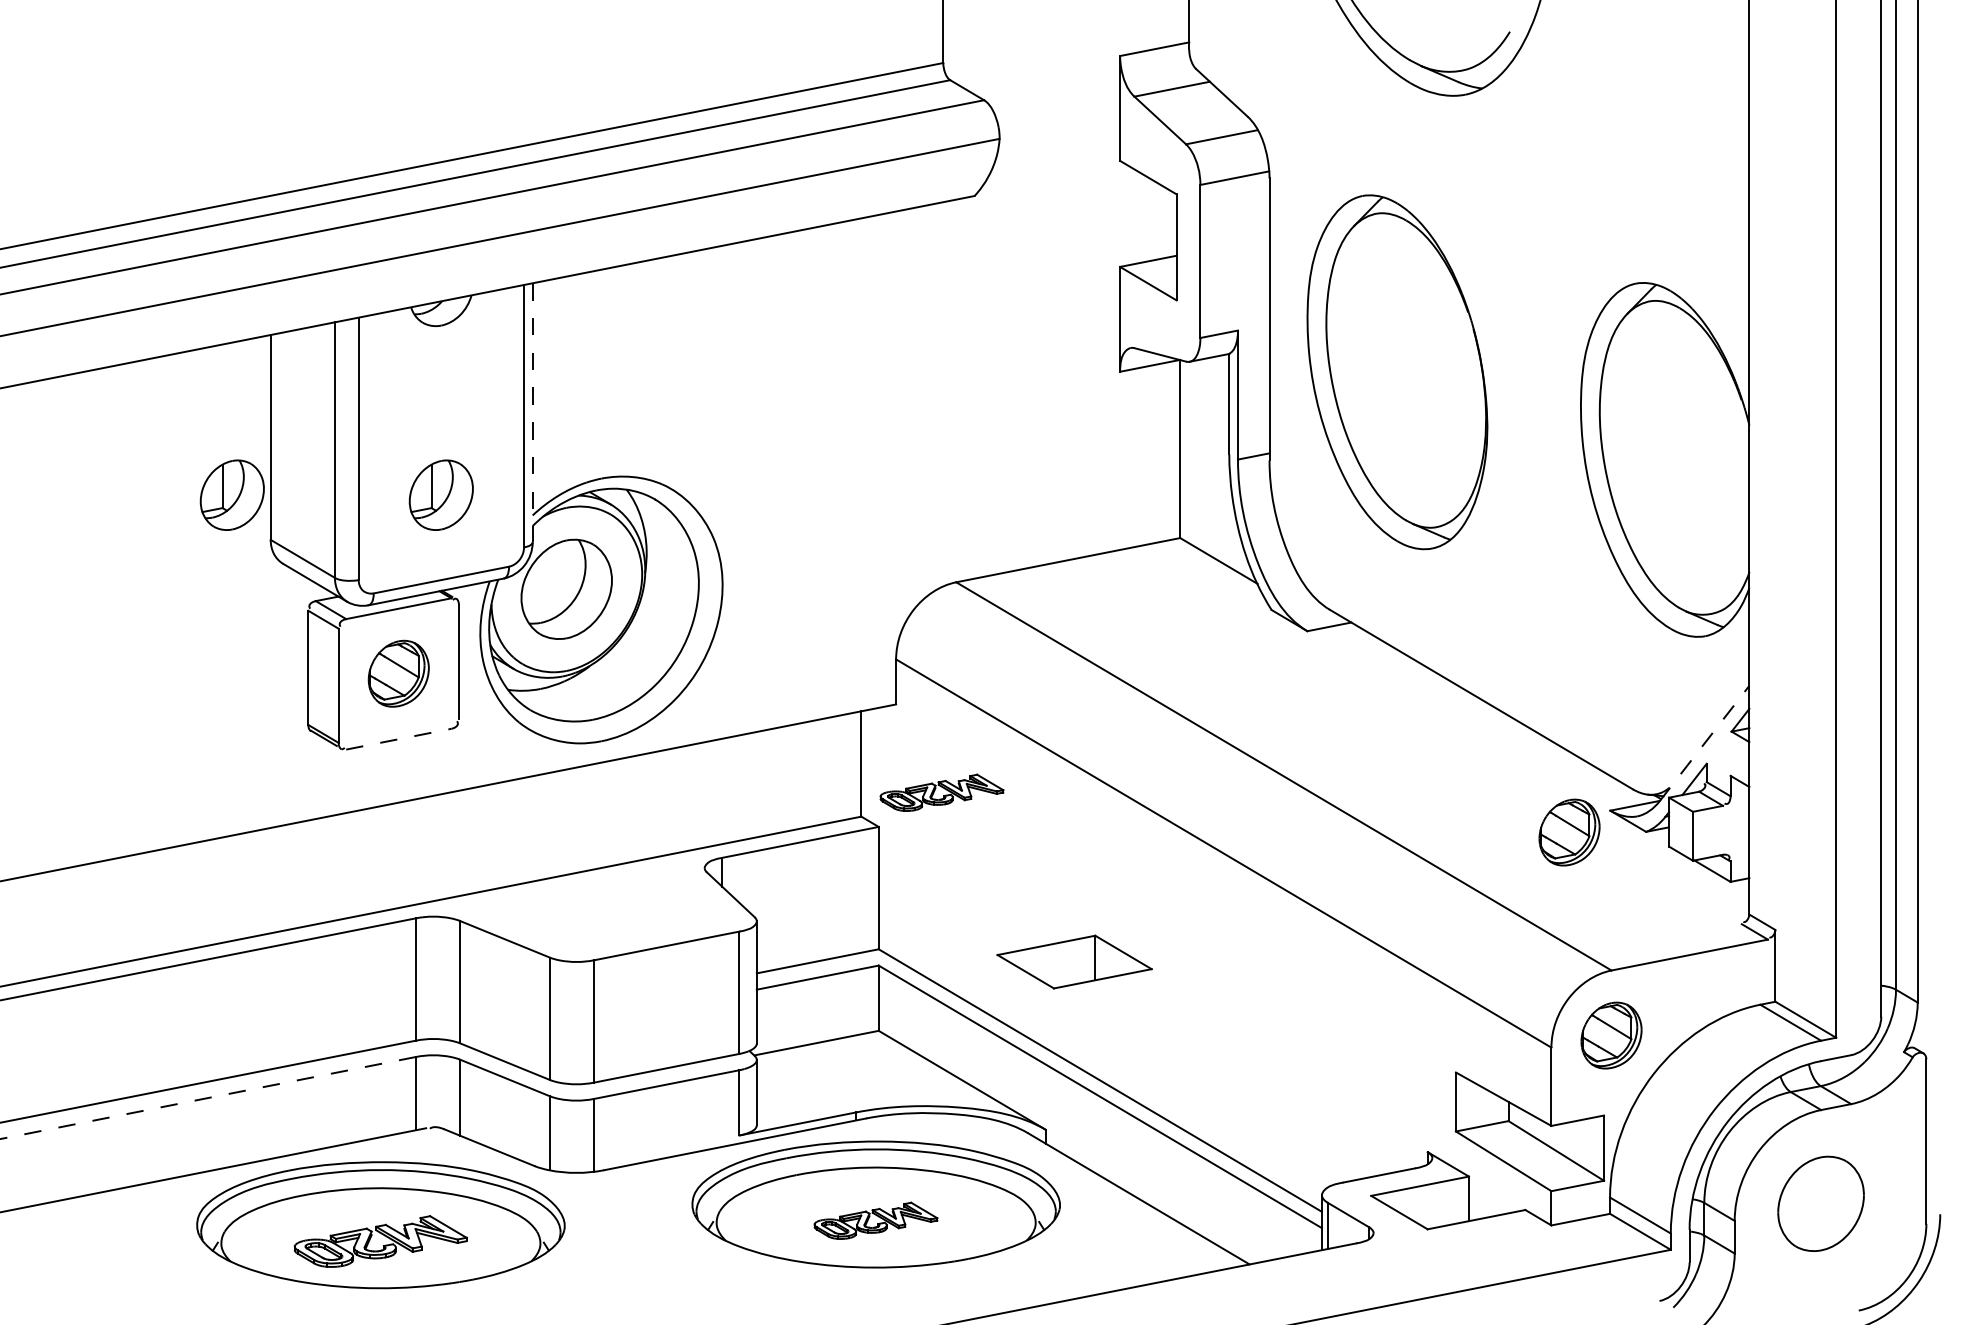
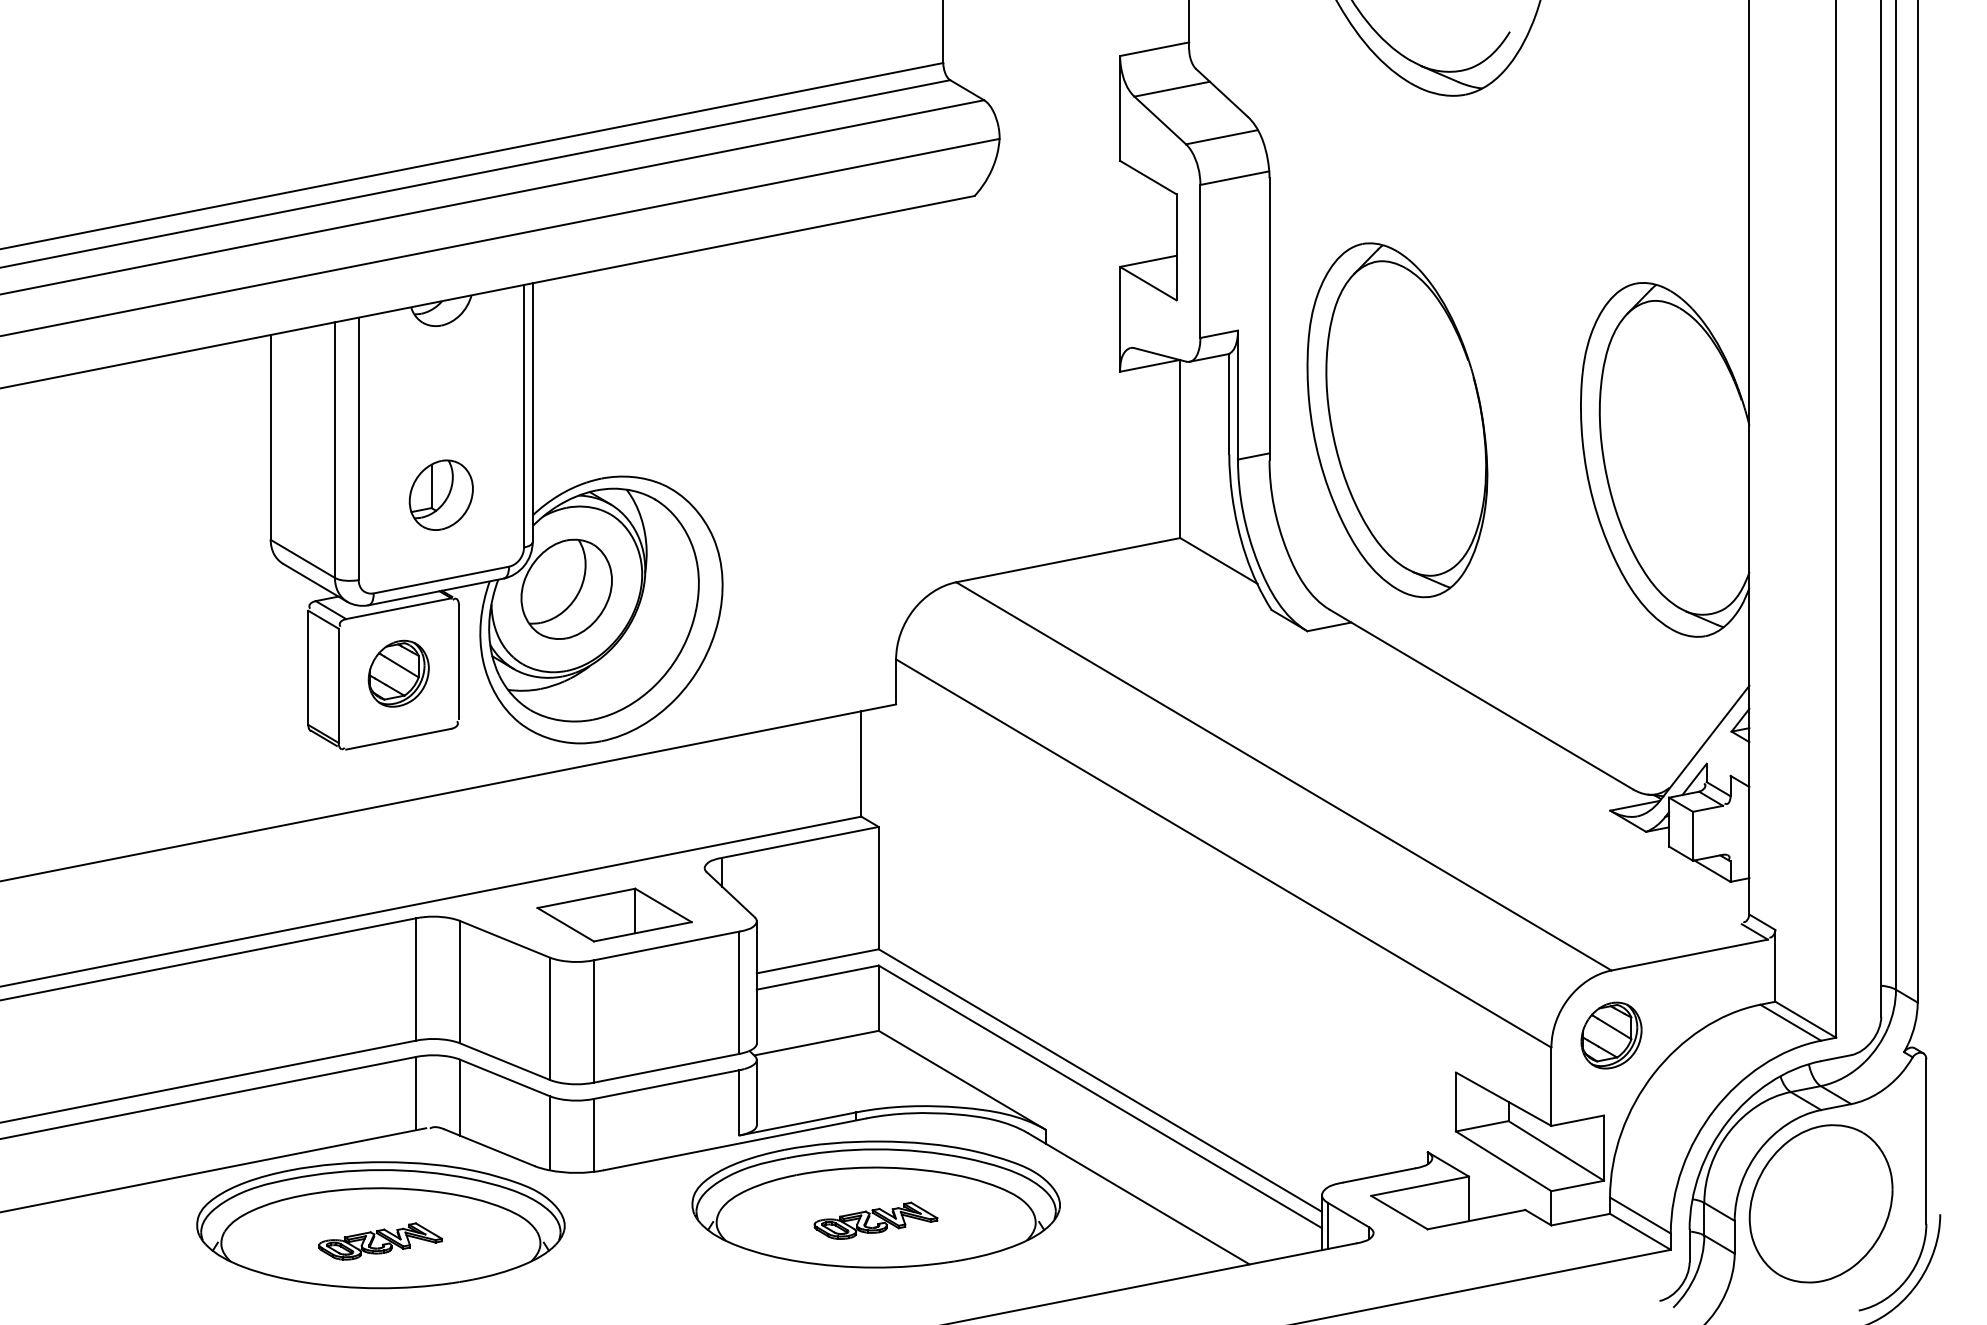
part position: (1397, 372) -> (1397, 420) (1397, 420)
line: dashed -> solid (532, 412)
part: present -> none (231, 494)
line: dashed -> solid (398, 739)
line: dashed -> solid (1704, 743)
part: present -> none (941, 792)
part: present -> none (1569, 832)
part position: (1074, 961) -> (614, 914) (614, 914)
line: dashed -> solid (208, 1098)
part size: 88x97 px -> 146x160 px (1820, 1203)
part size: 175x53 px -> 125x39 px (380, 1241)
